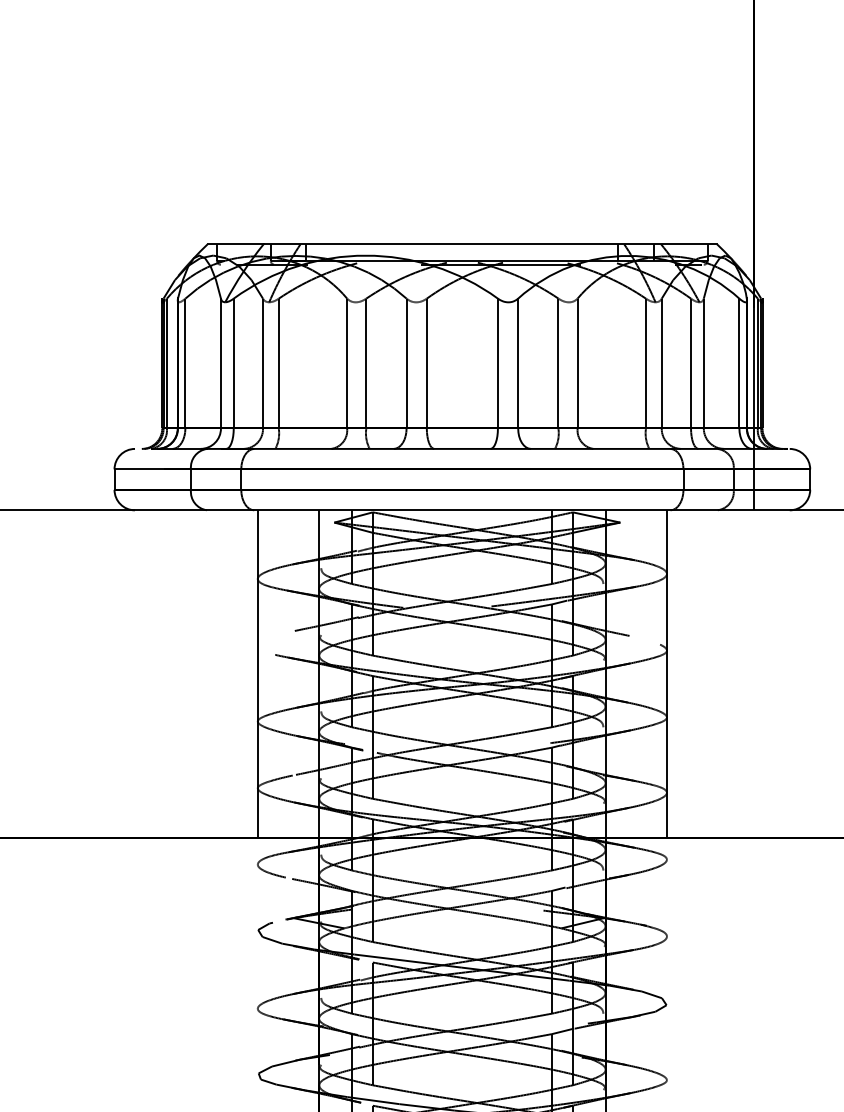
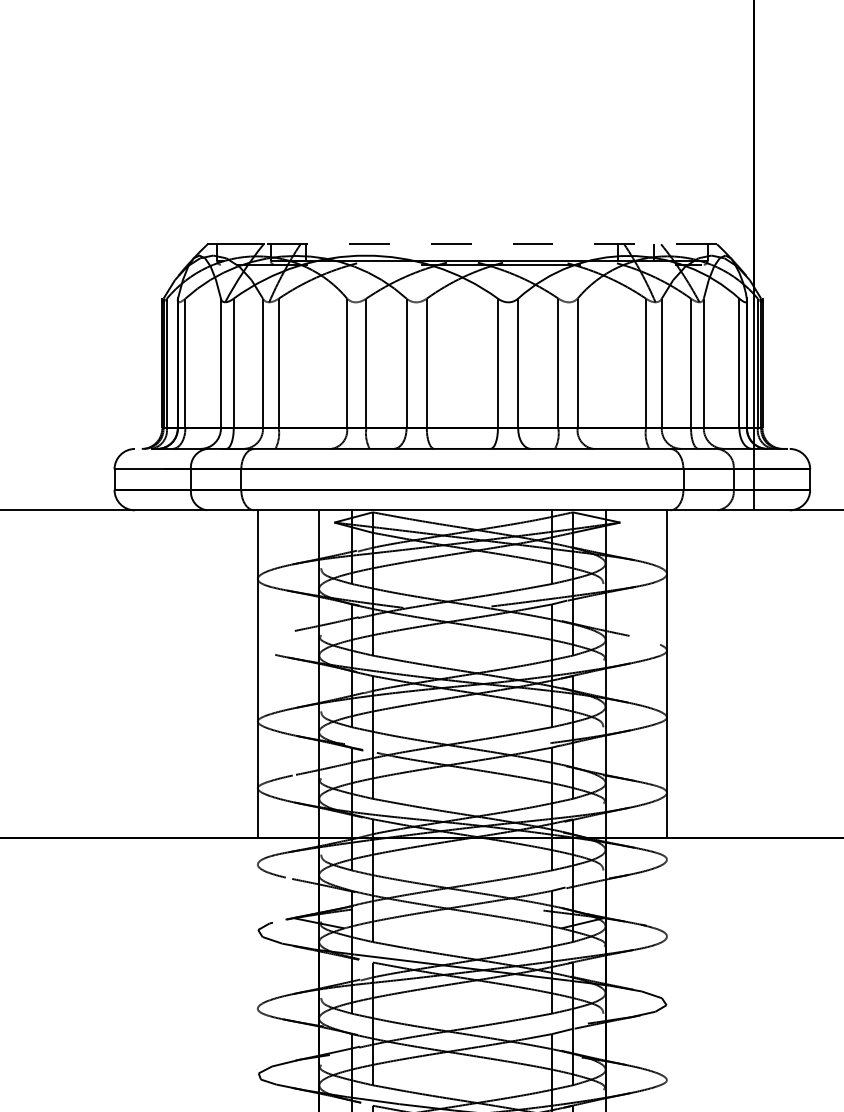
line: solid -> dashed (490, 244)
